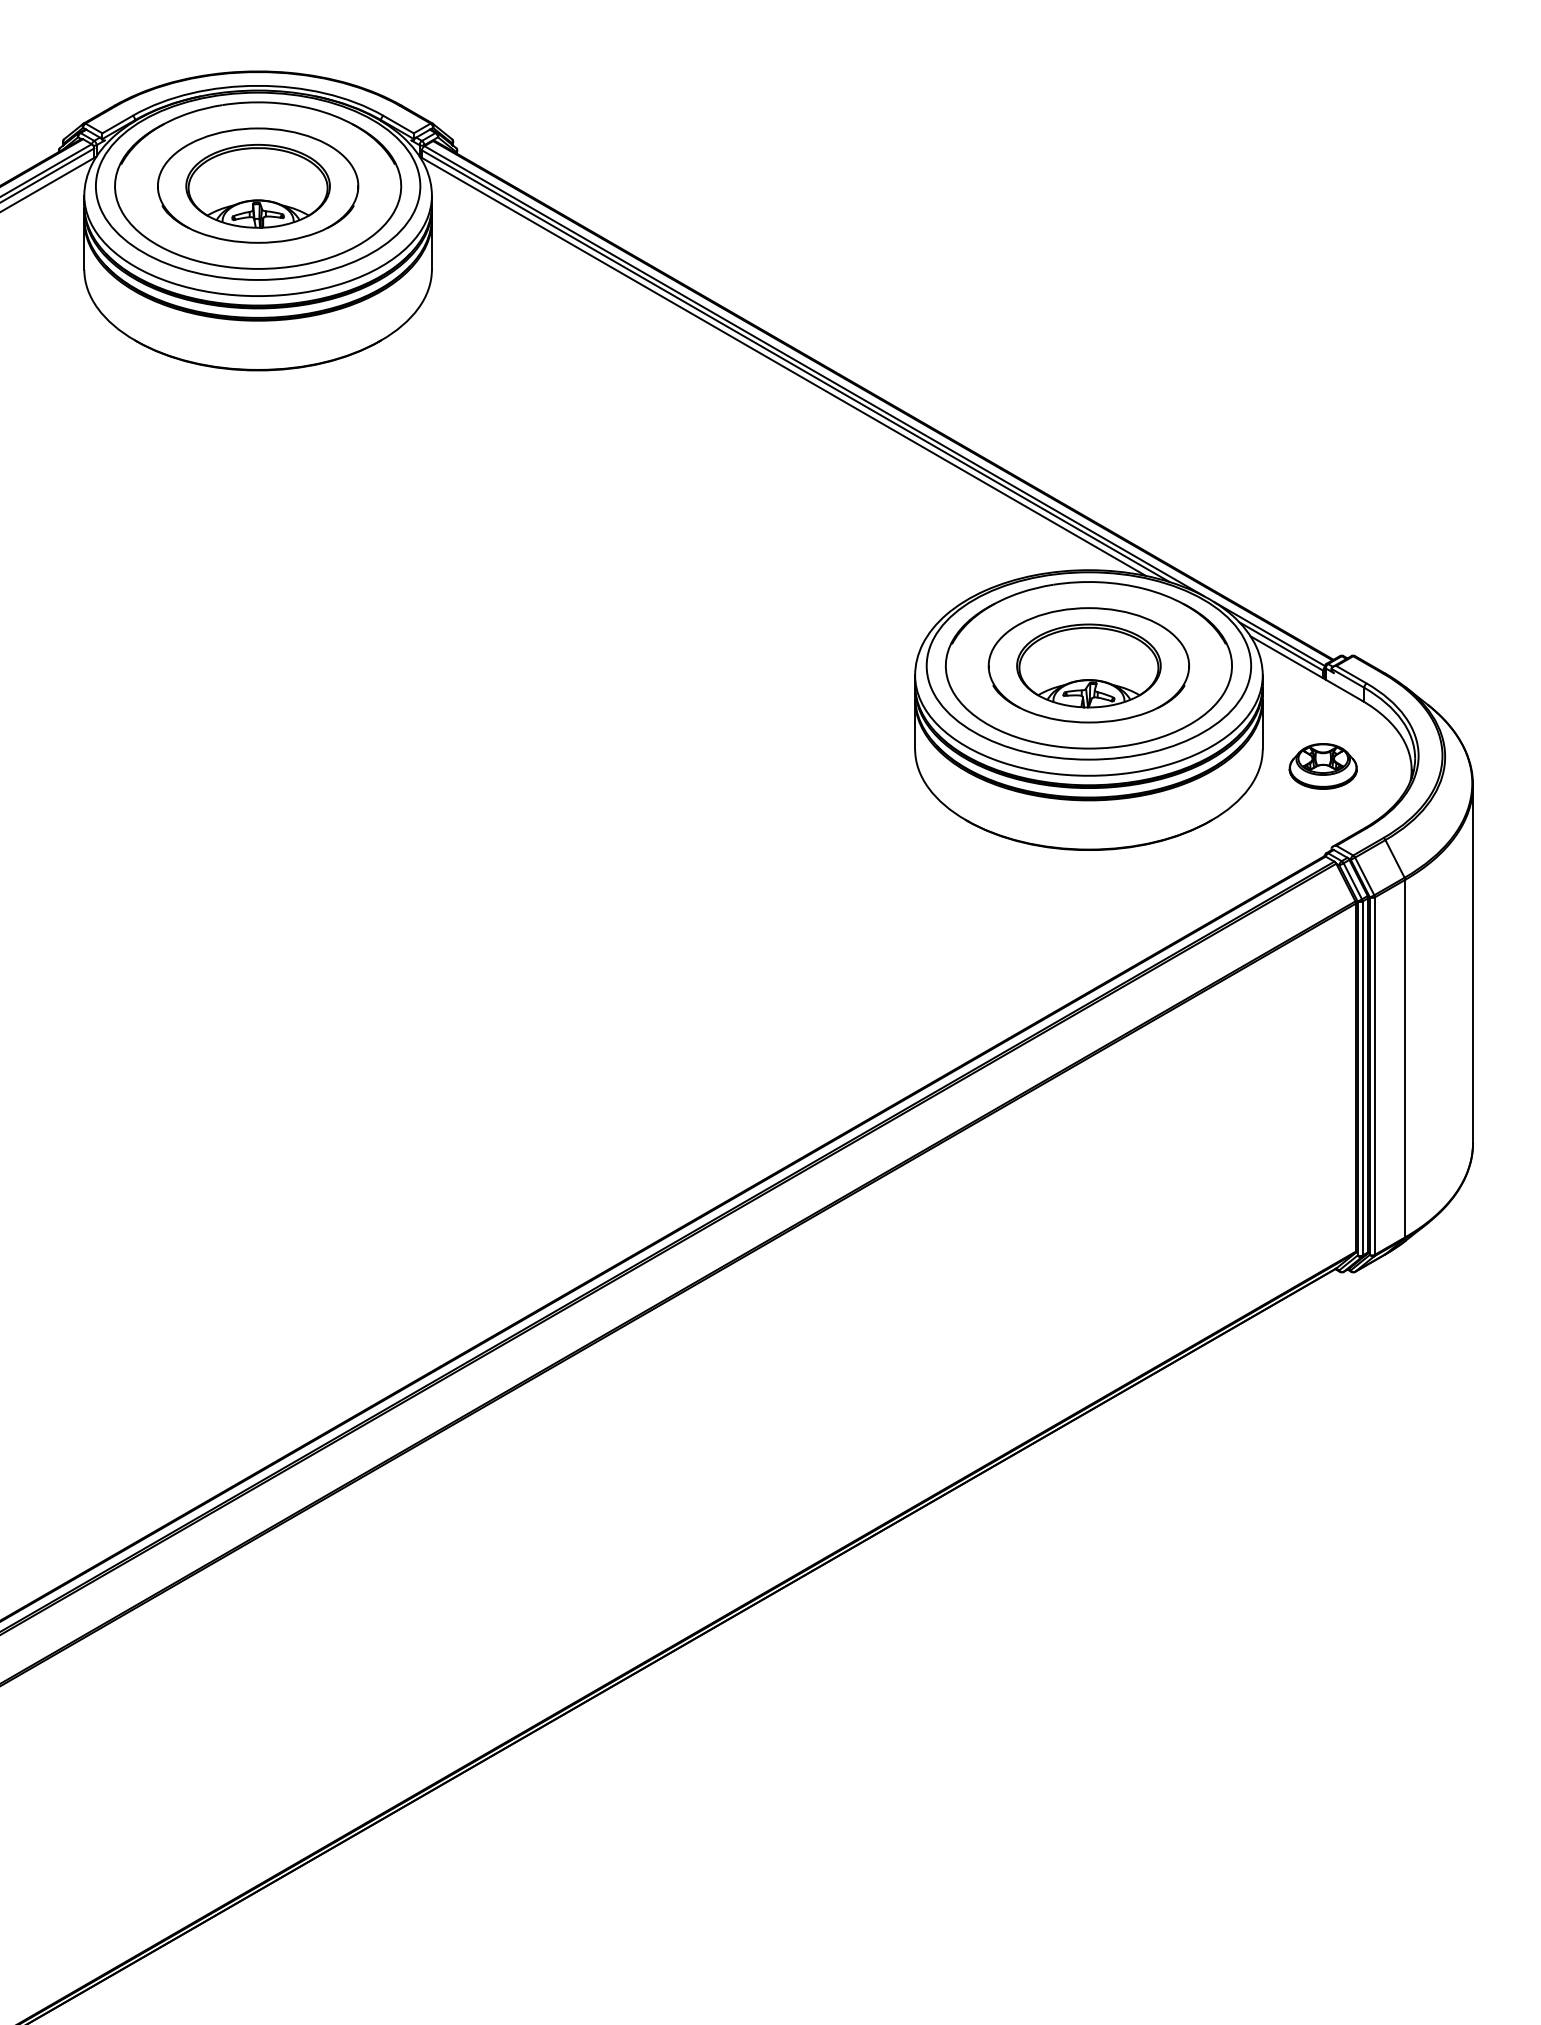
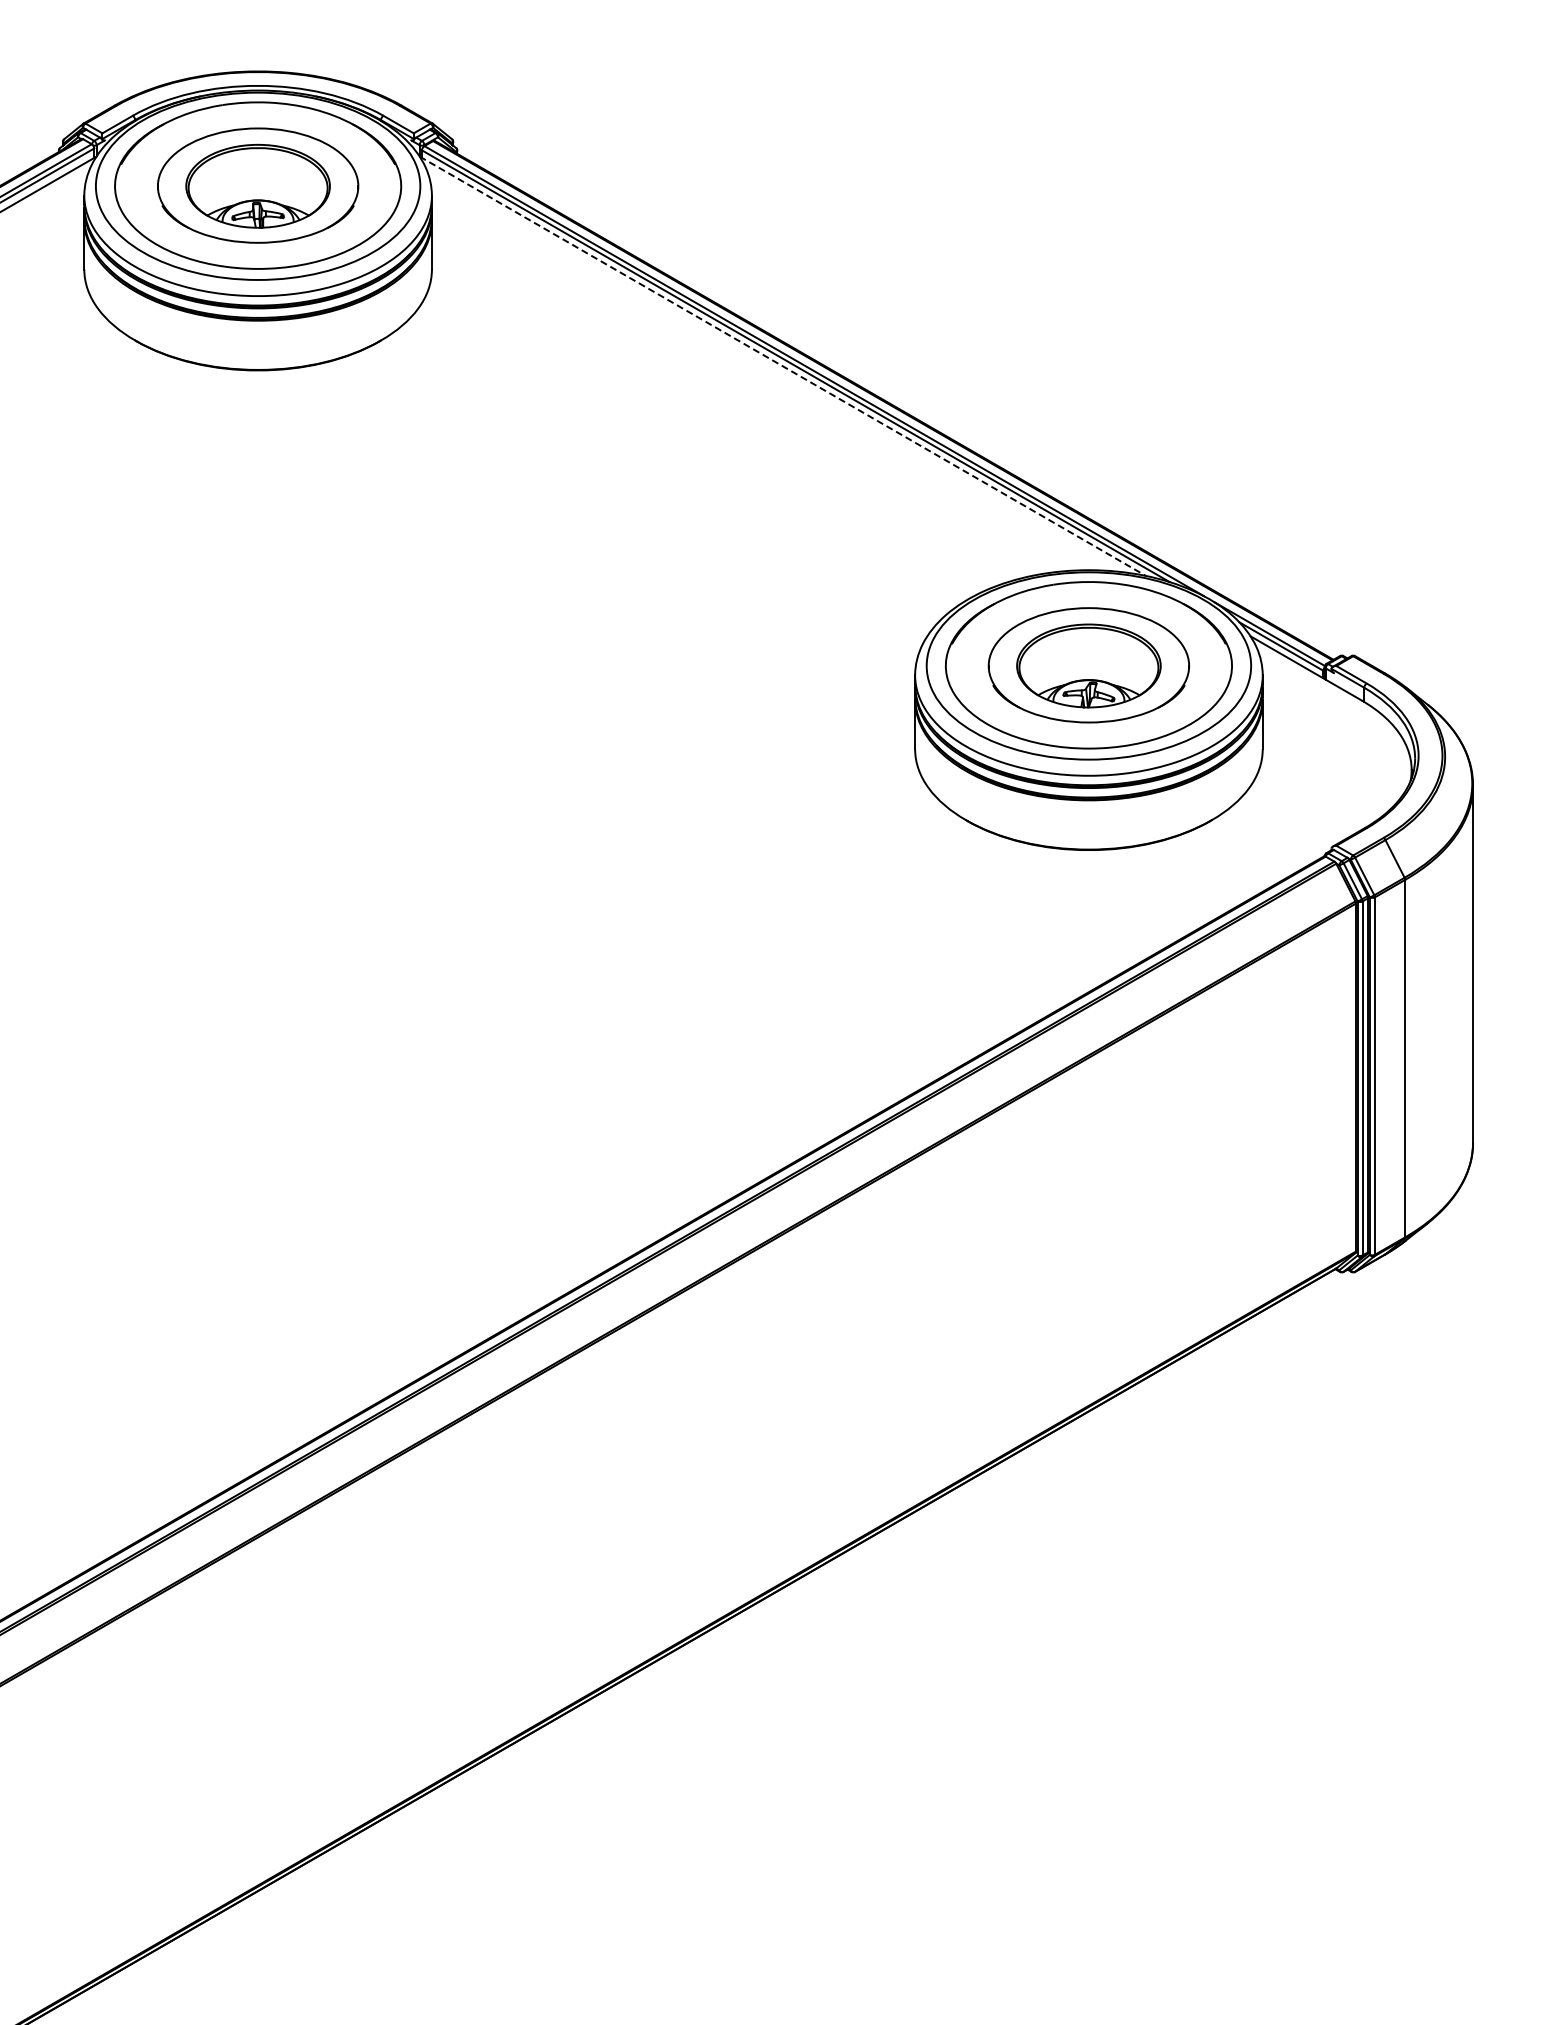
line: solid -> dashed (783, 366)
part: present -> none (1322, 766)
